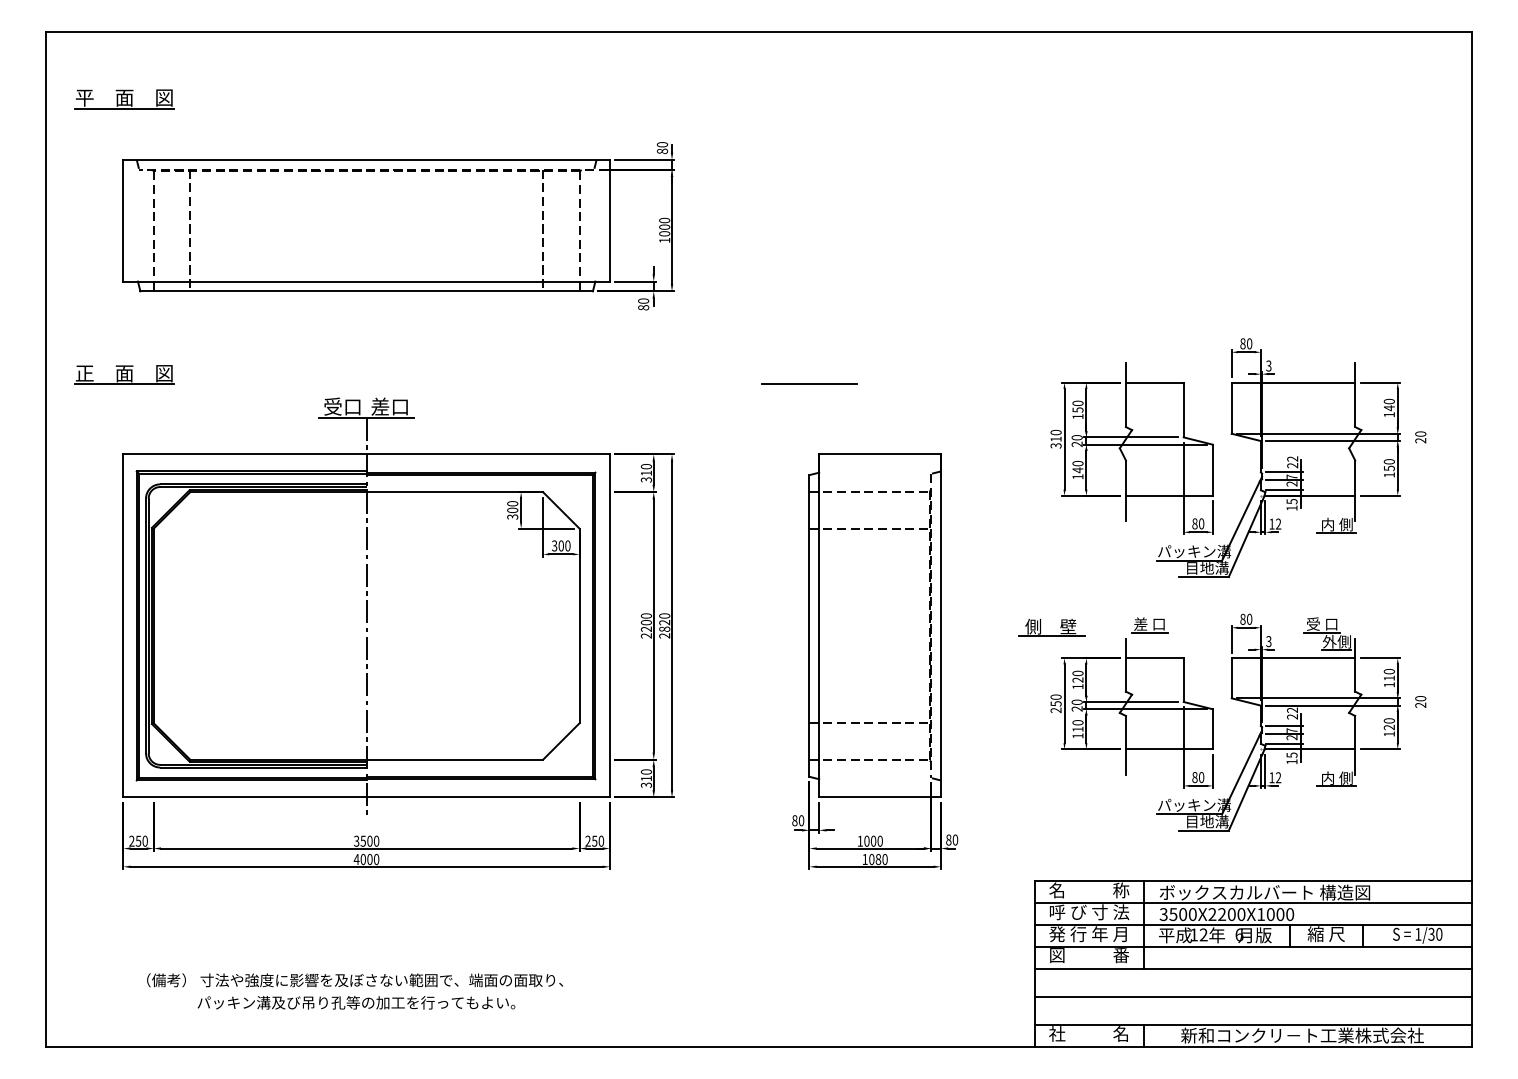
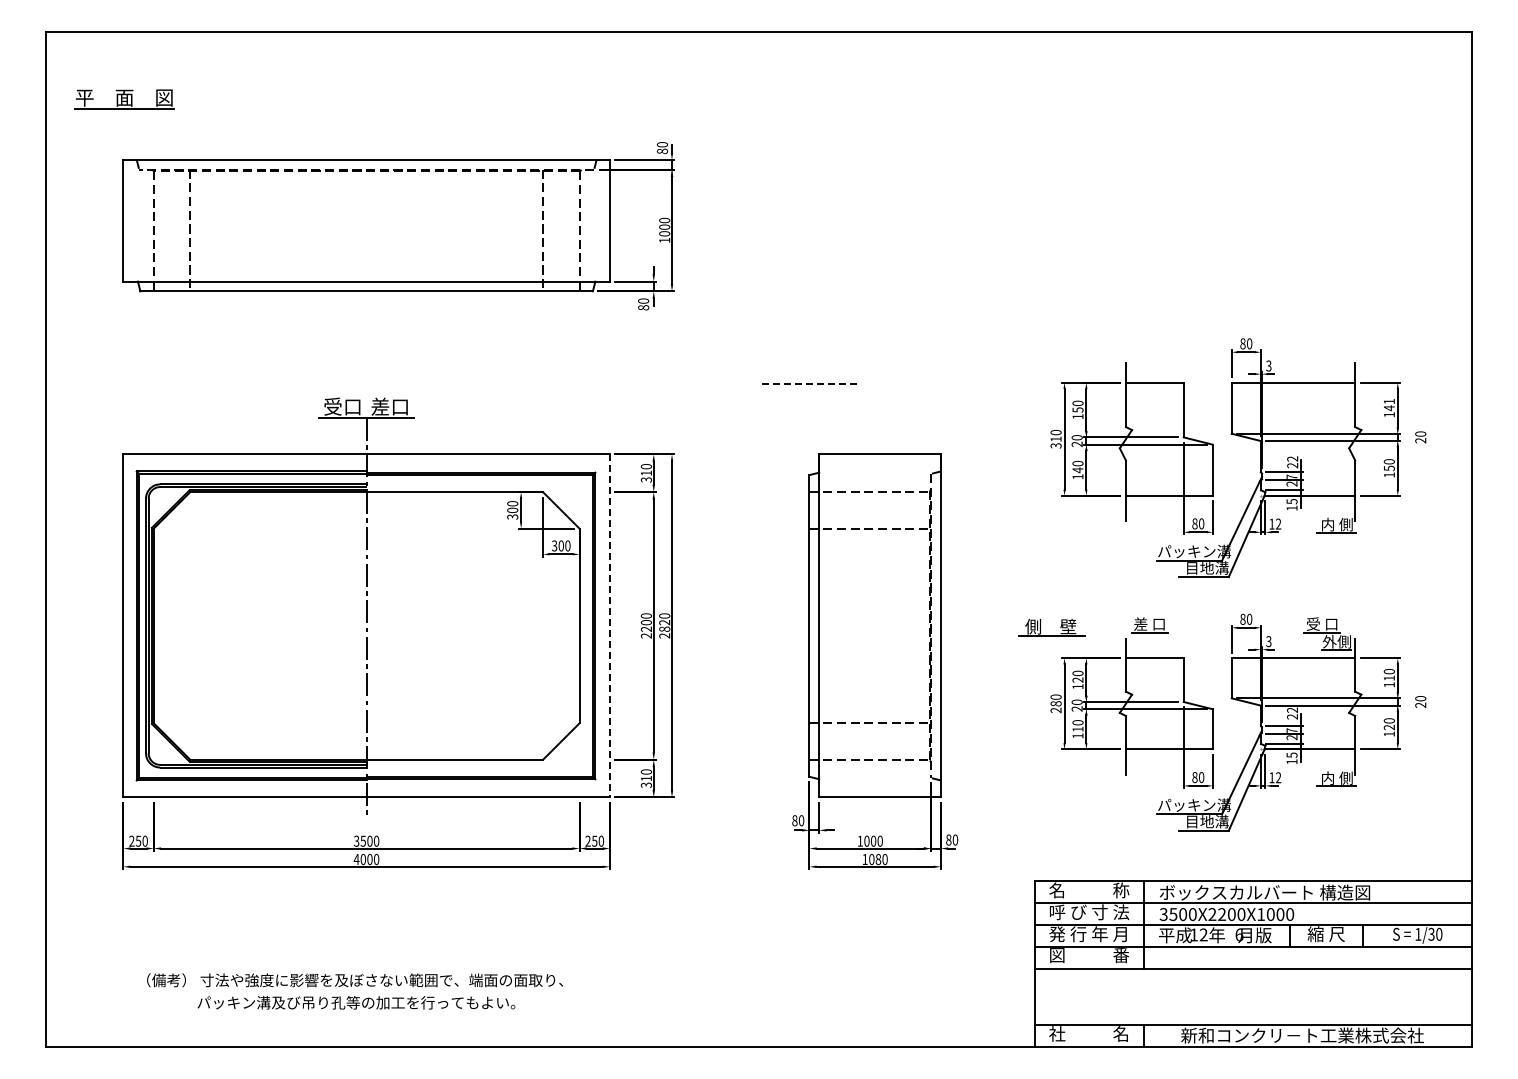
part: present -> none (124, 374)
line: solid -> dashed (809, 384)
text: 140 -> 141 (1388, 401)
line: solid -> dashed (609, 625)
text: 250 -> 280 (1055, 703)
line: present -> none (1253, 996)
